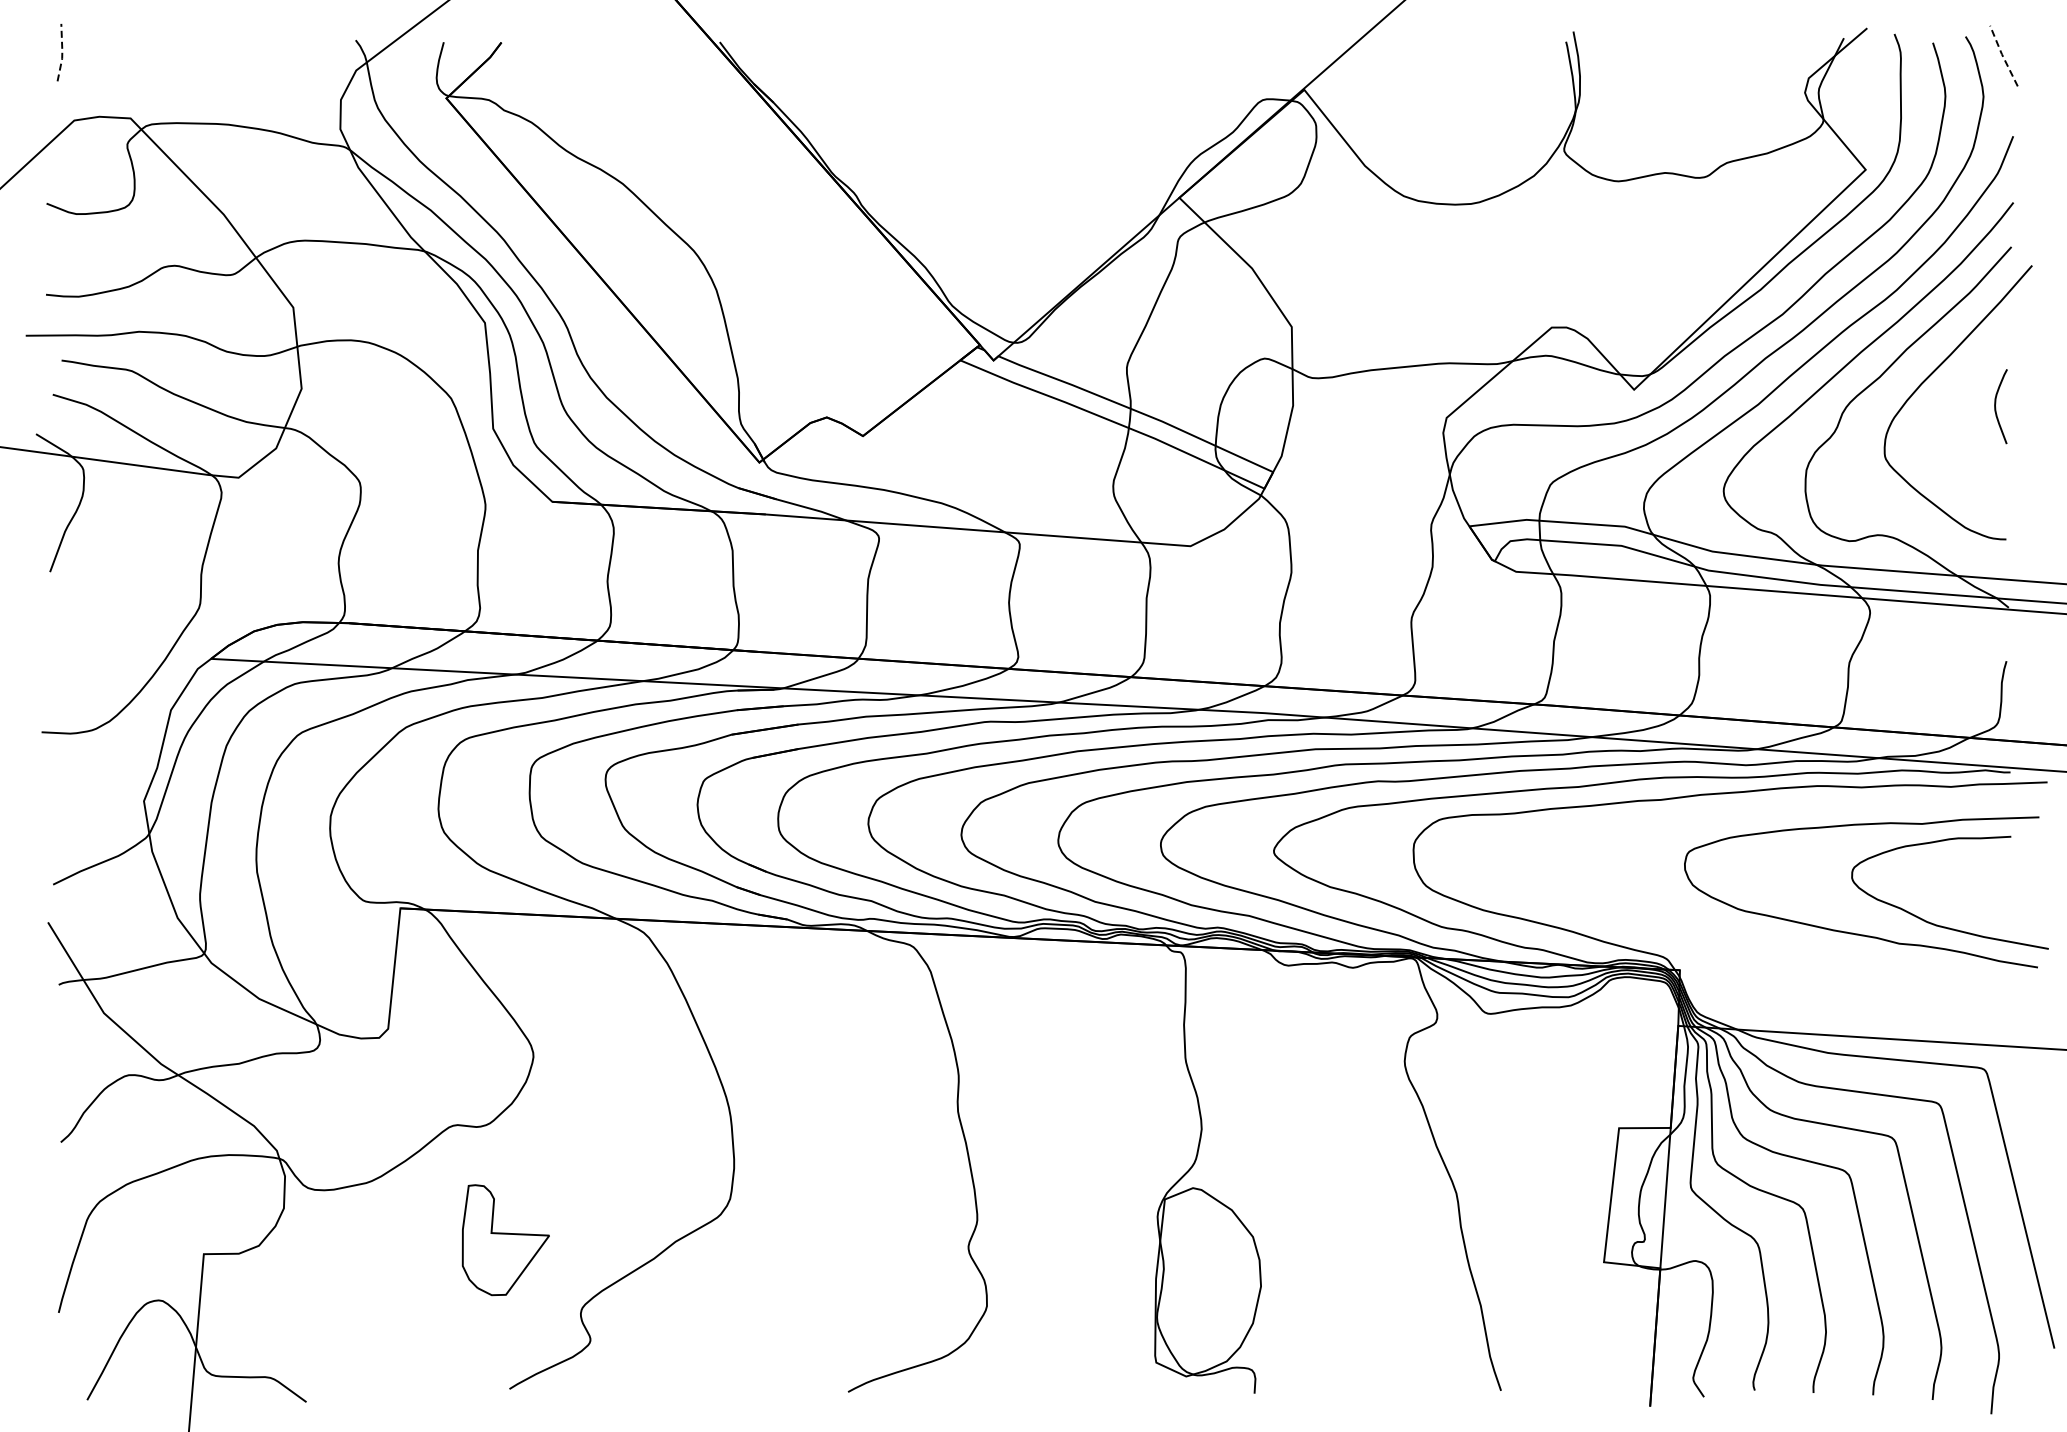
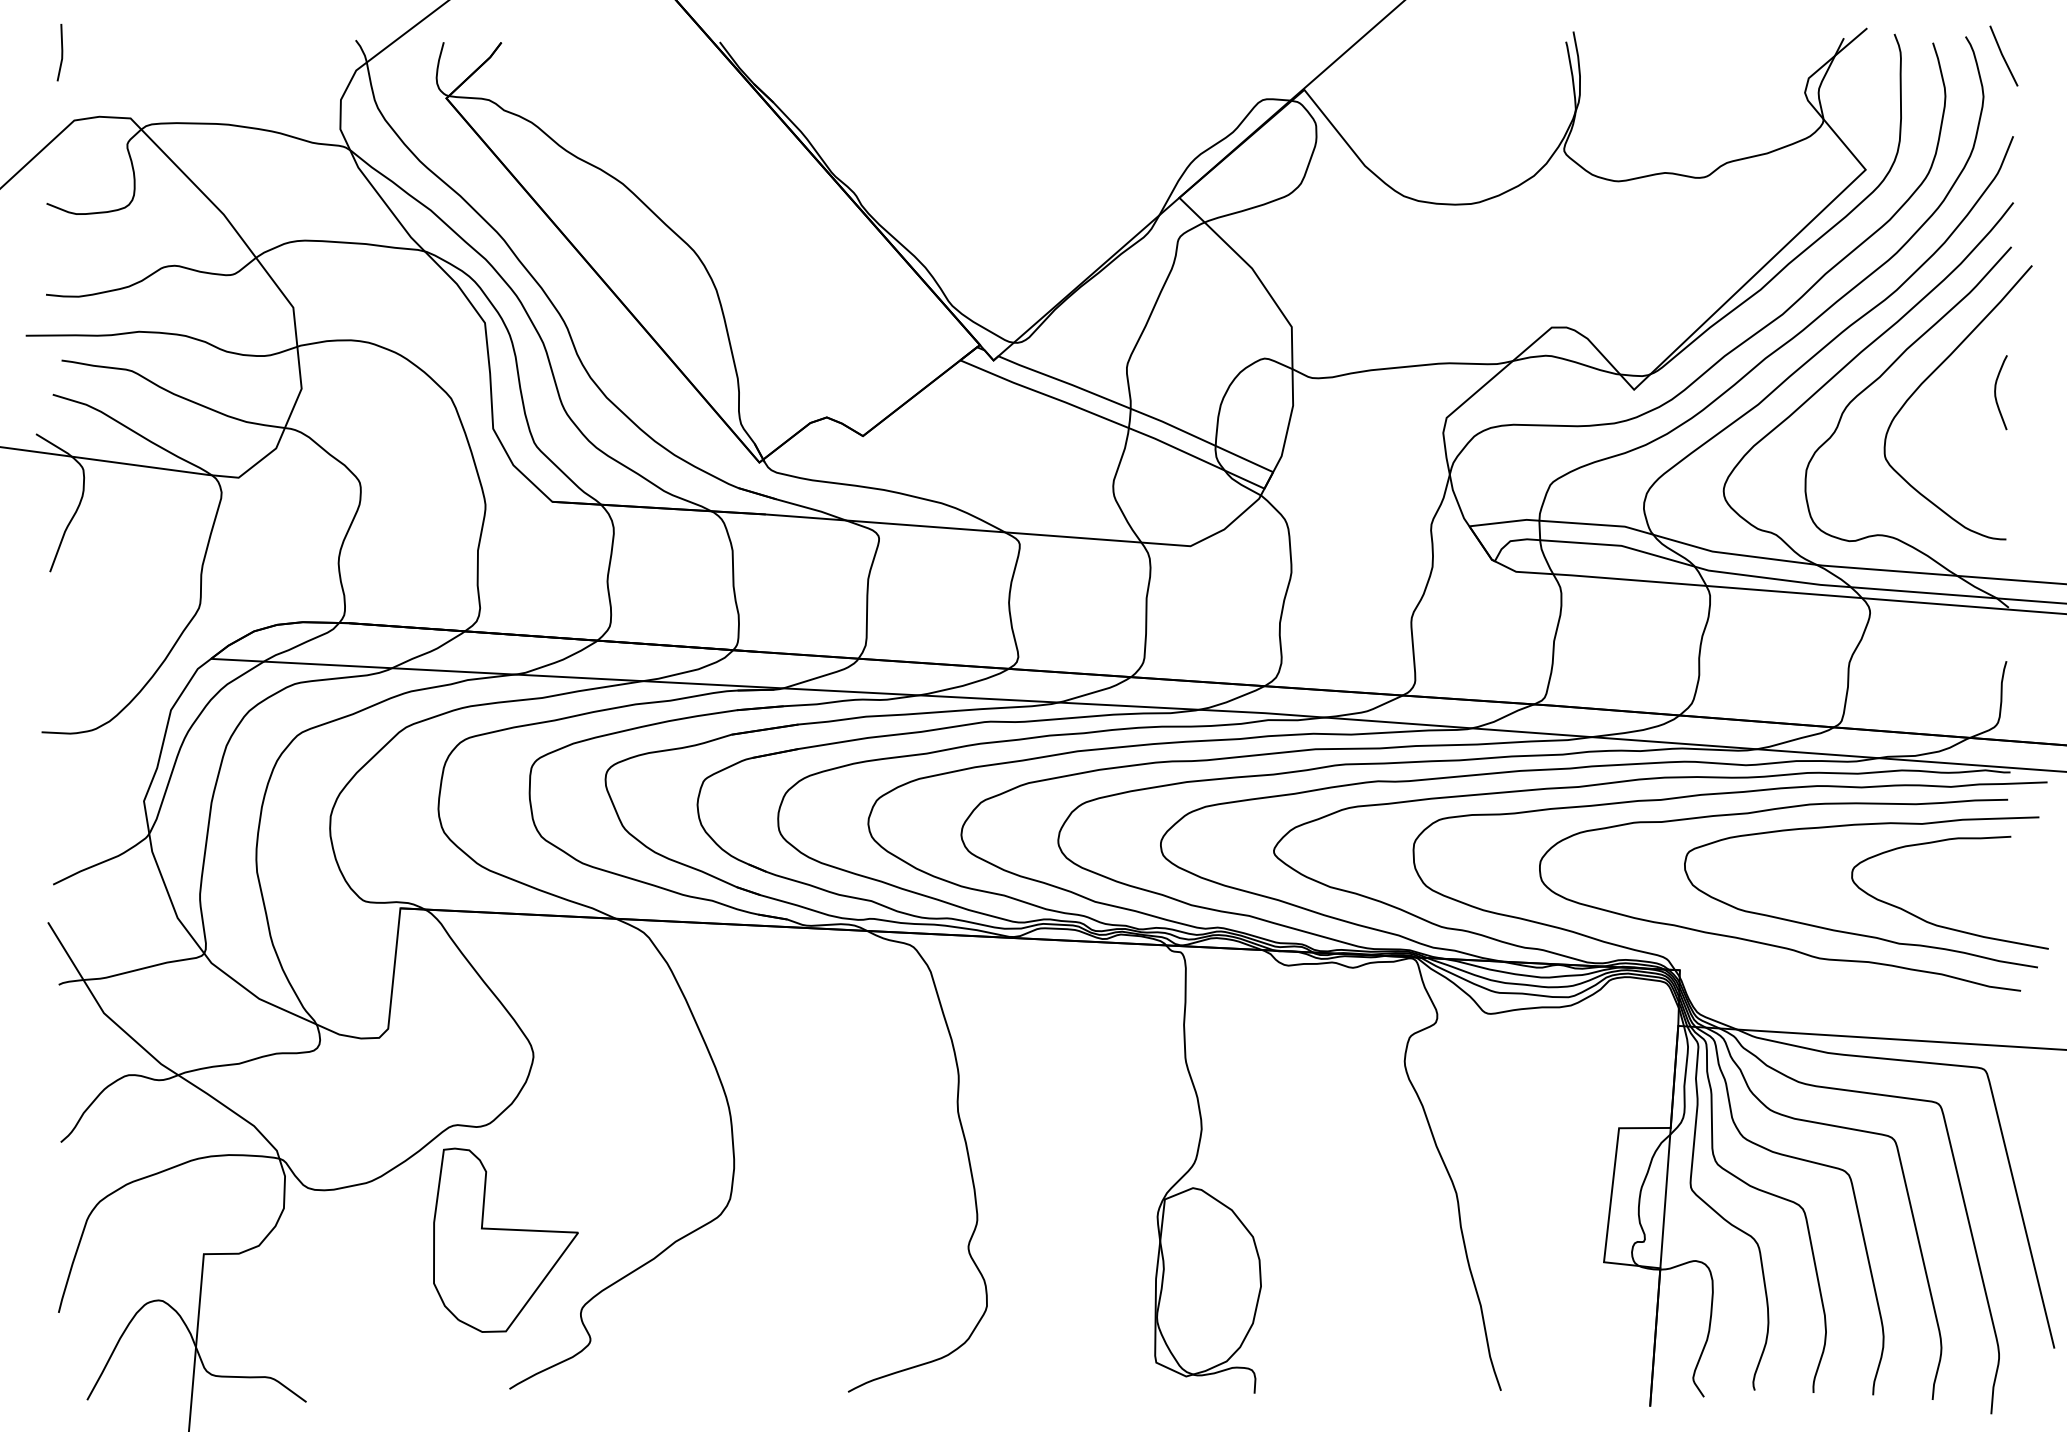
line: dashed -> solid (62, 51)
line: dashed -> solid (2002, 56)
curve position: (1996, 407) -> (1996, 393) (1996, 393)
curve: none -> present (1769, 943)
part size: 89x113 px -> 146x186 px (505, 1239)
